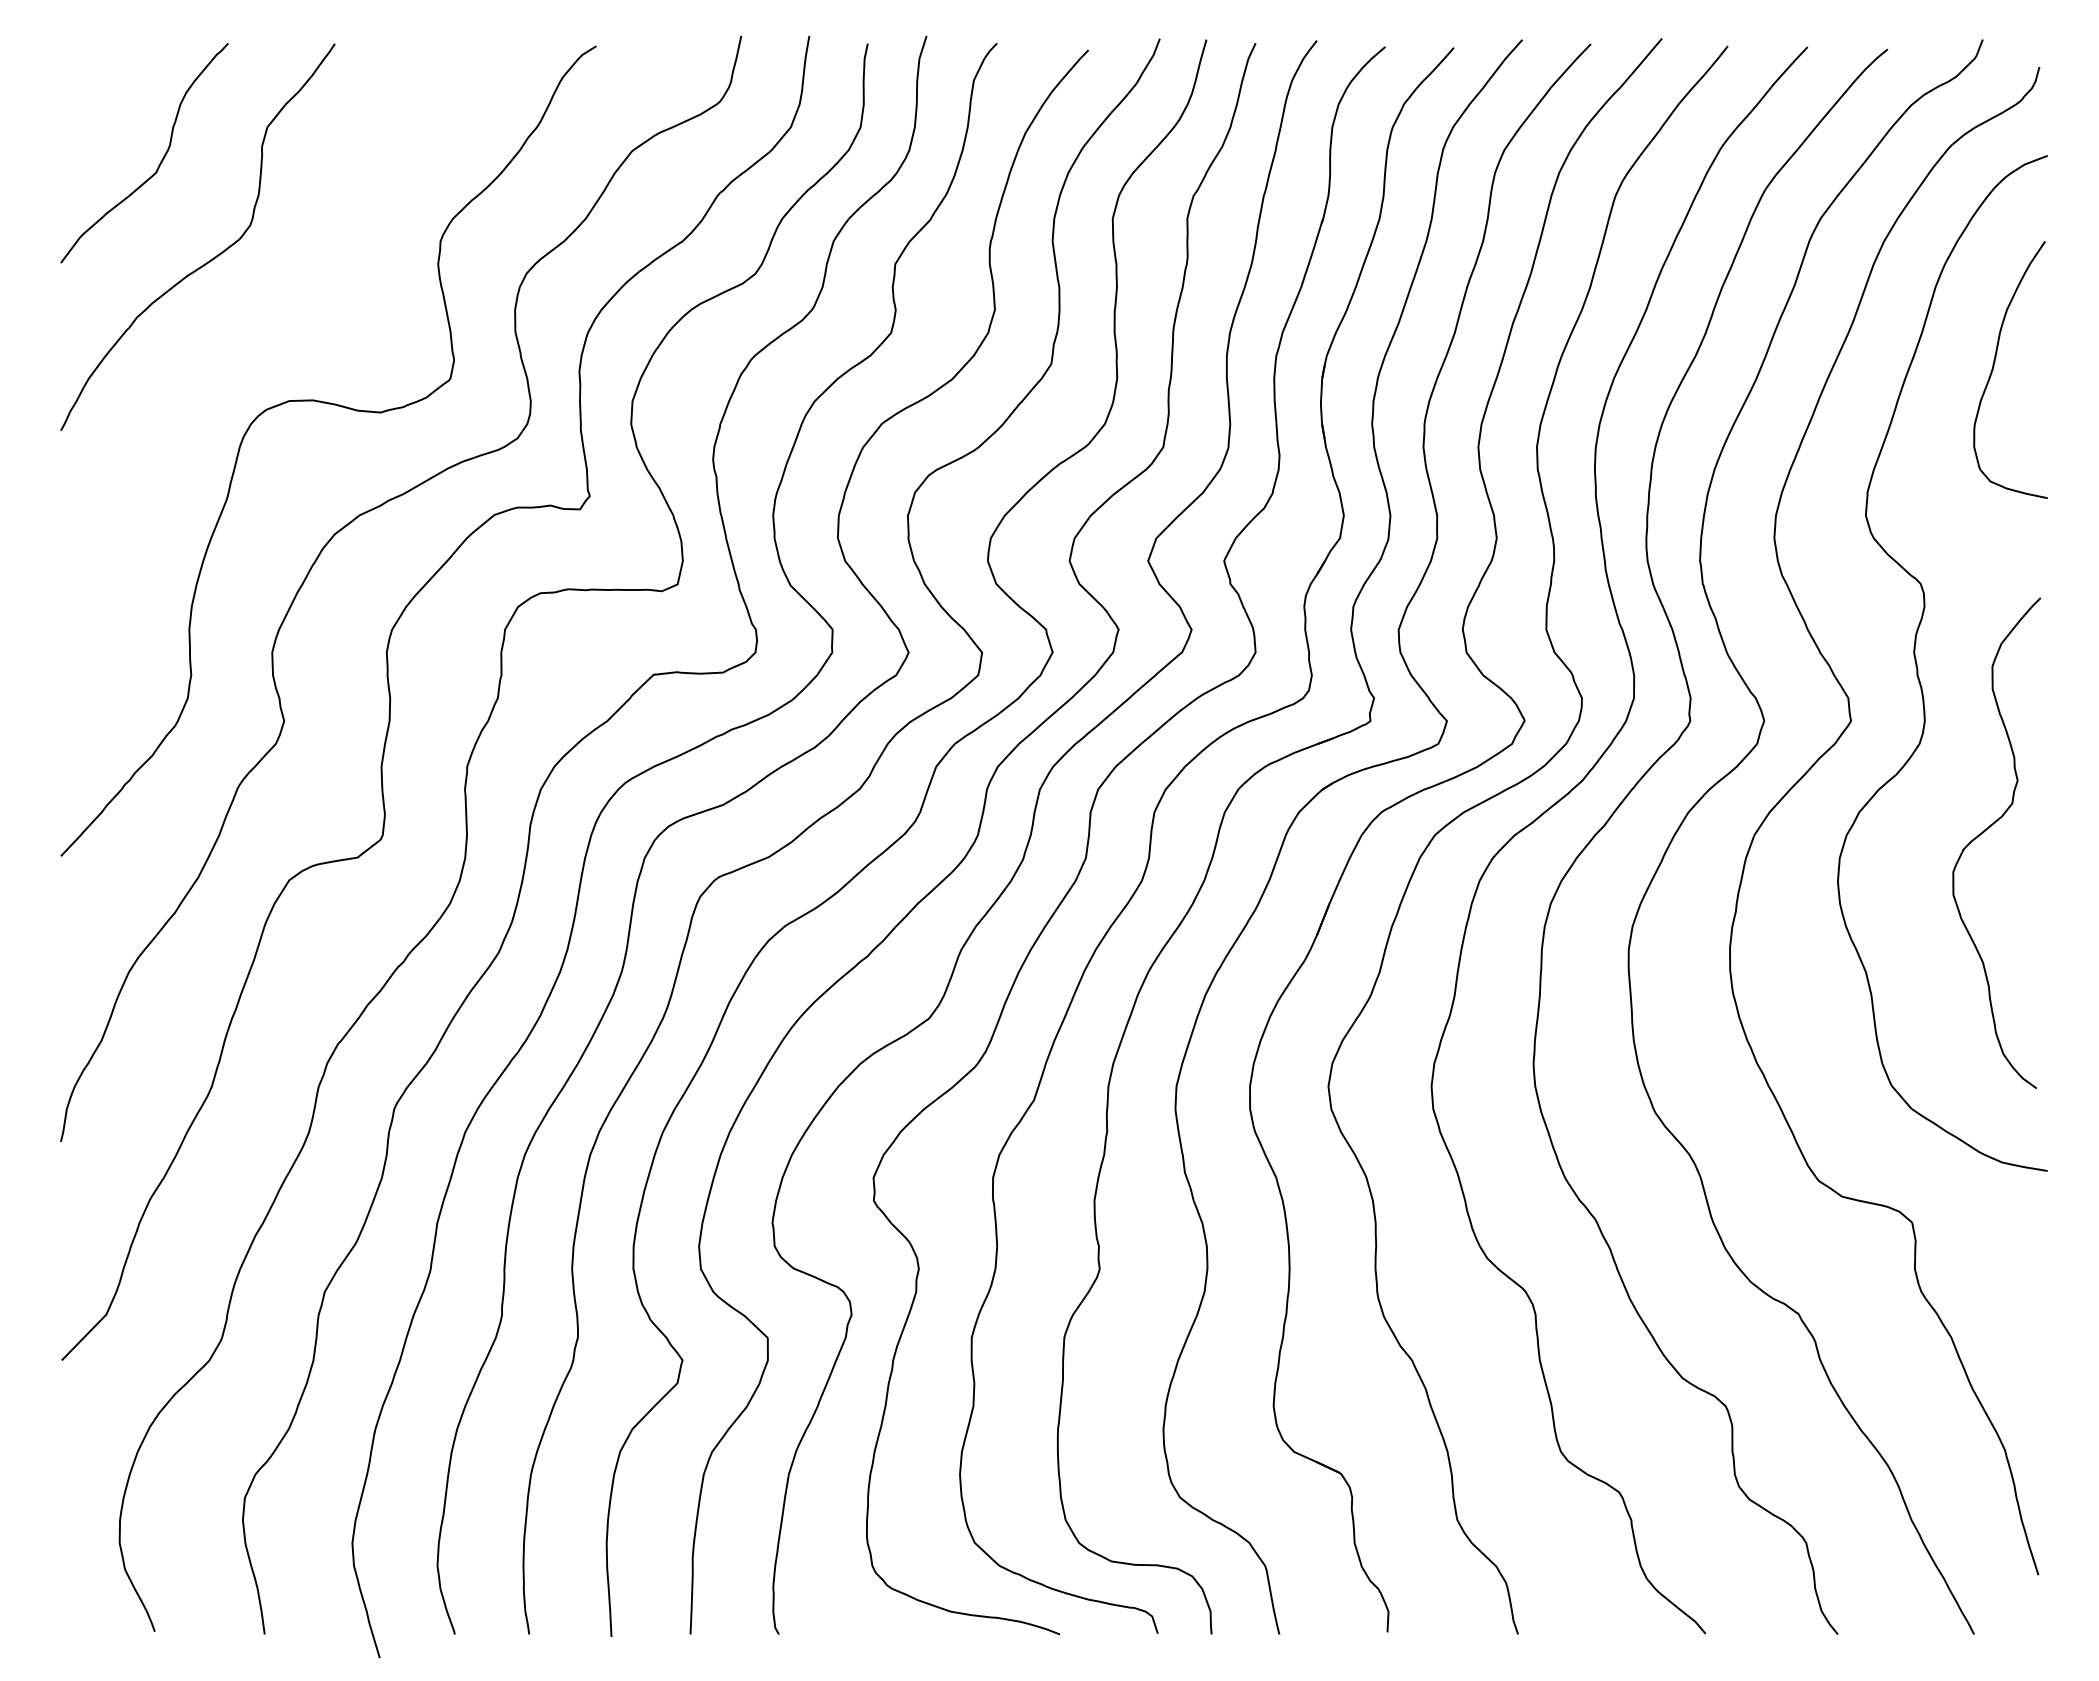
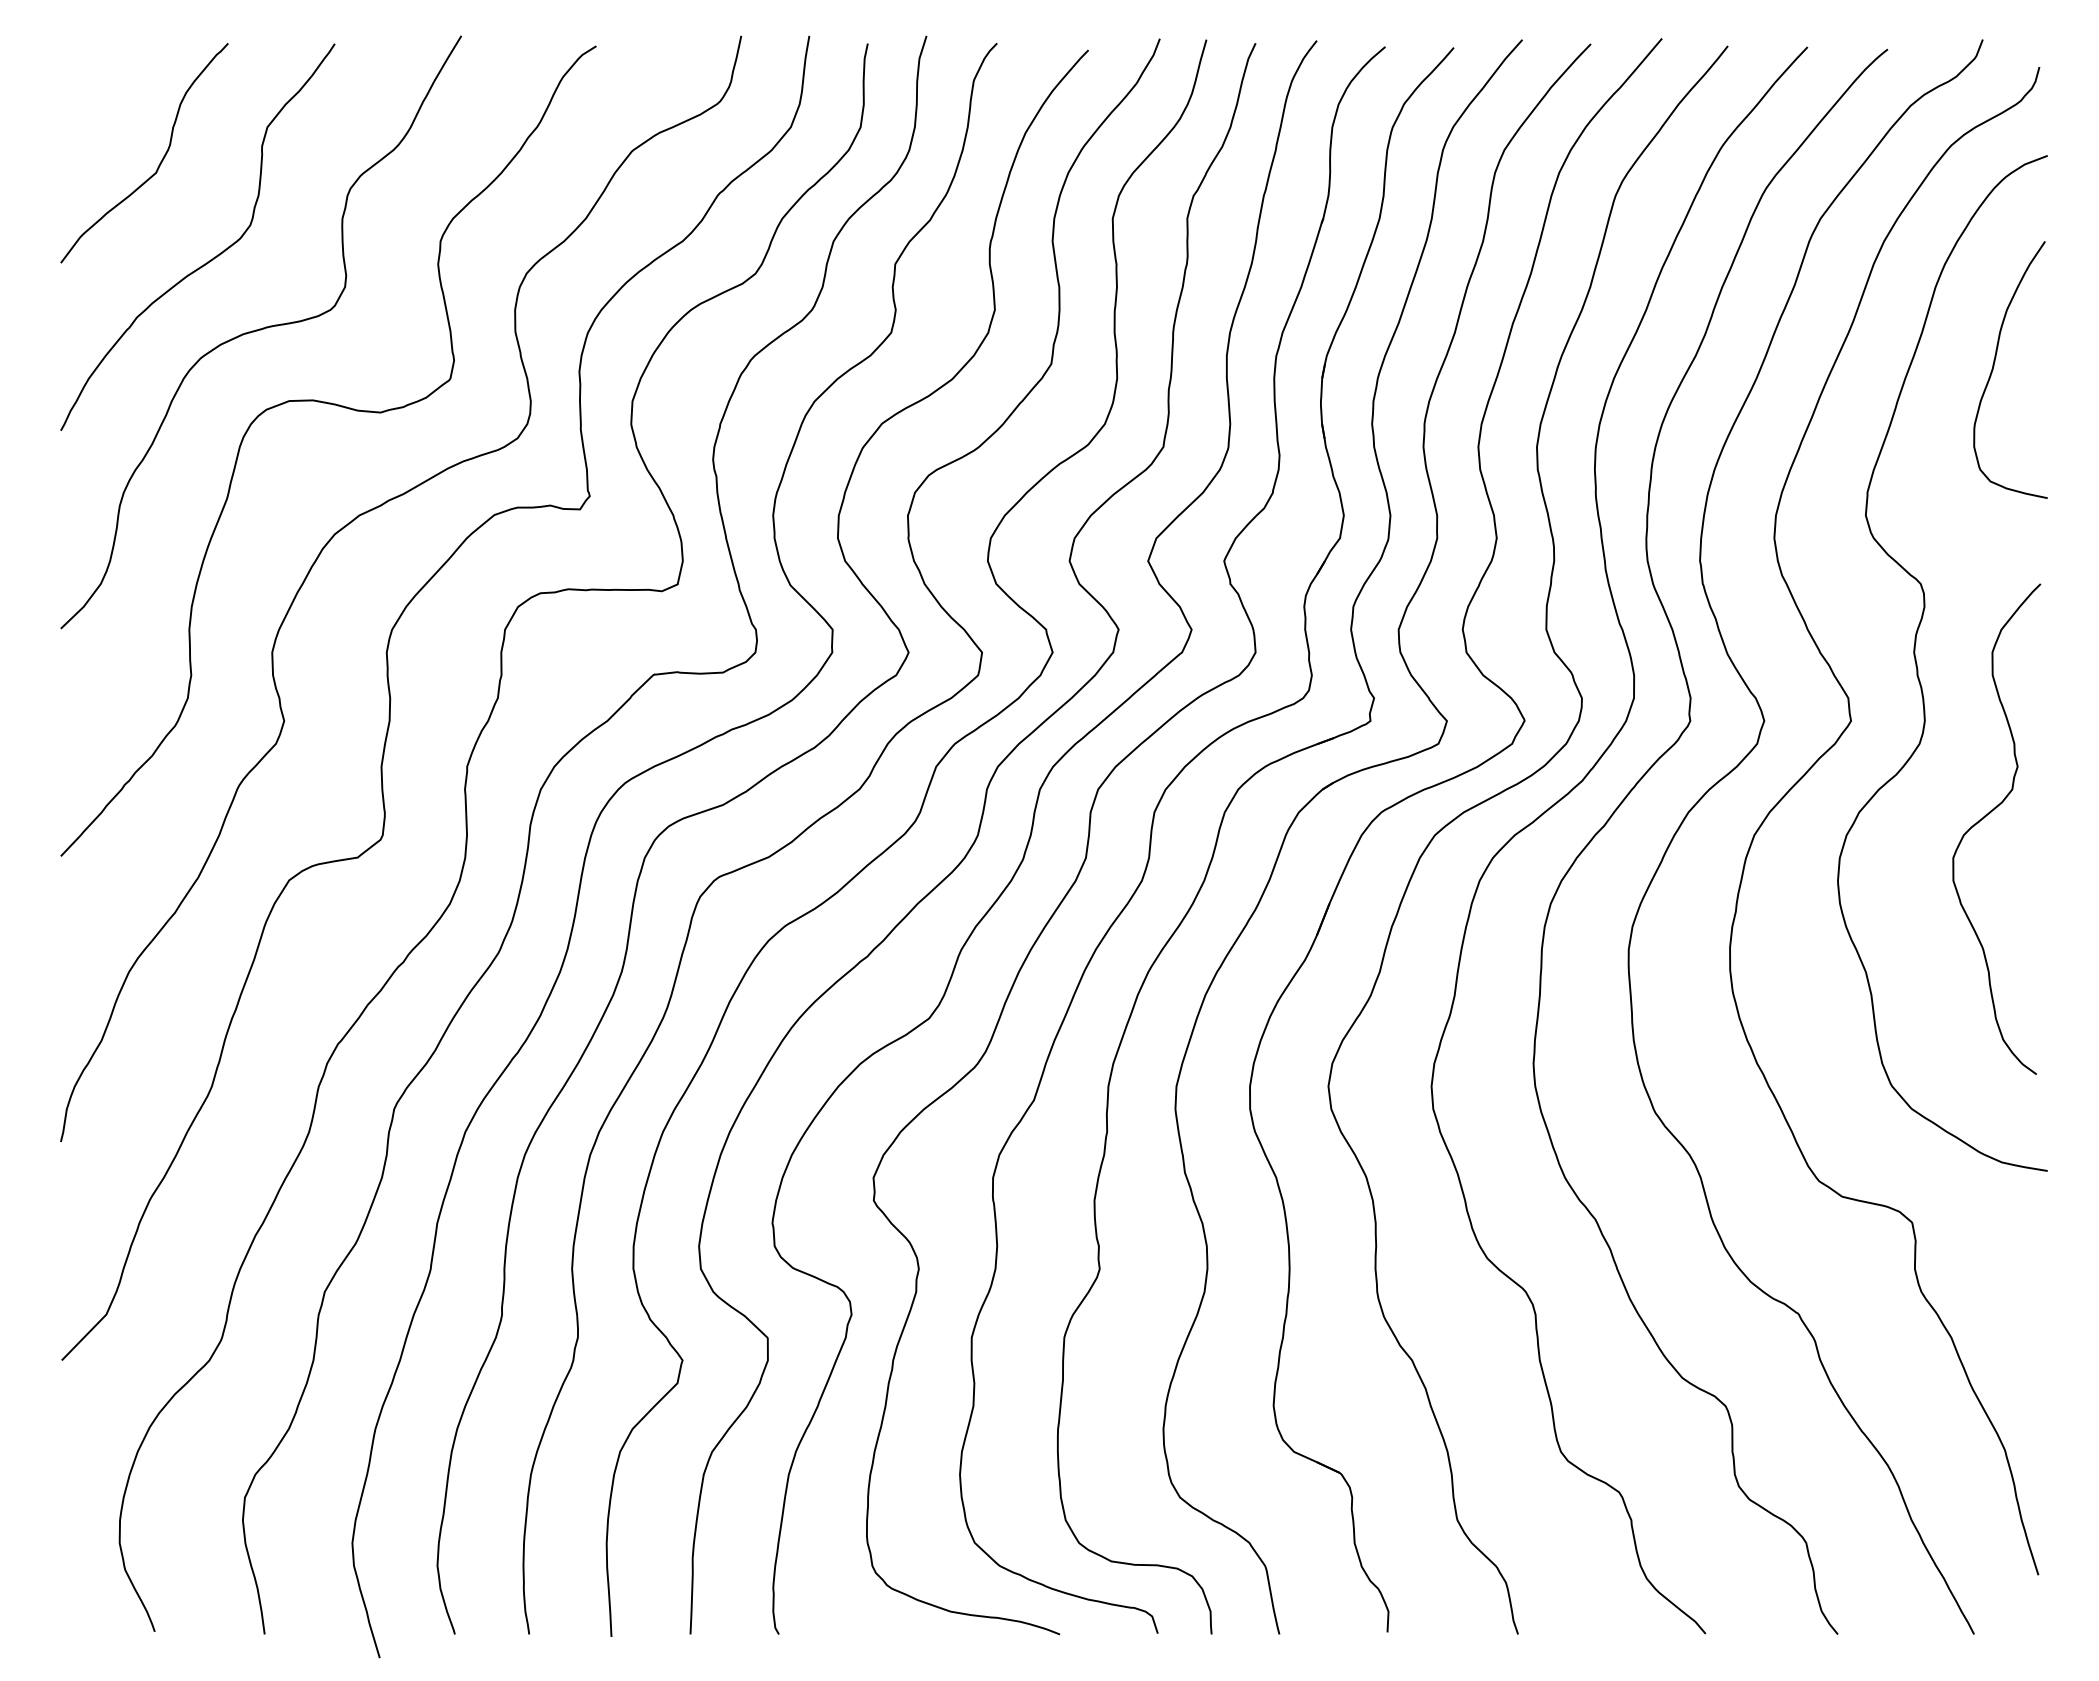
curve: none -> present (260, 330)
curve position: (1985, 831) -> (1985, 817) (1985, 817)
